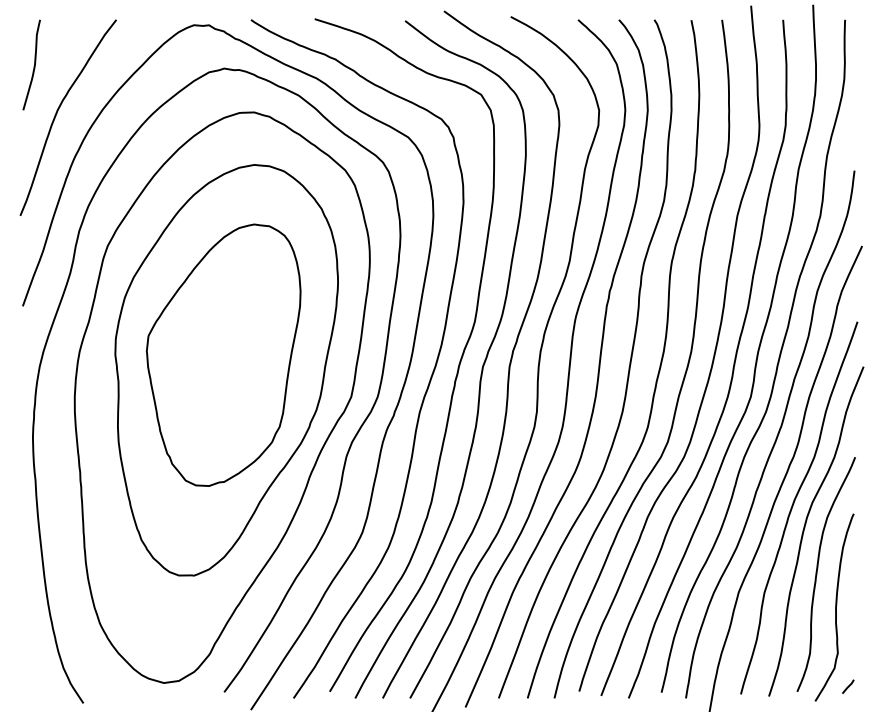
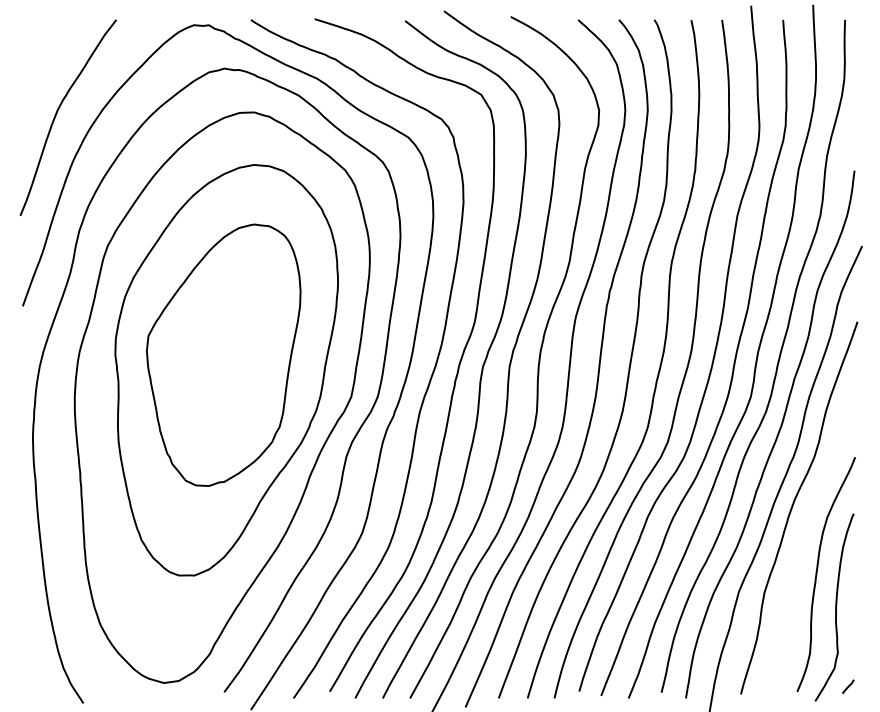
curve: present -> none (33, 66)
curve: present -> none (805, 528)
